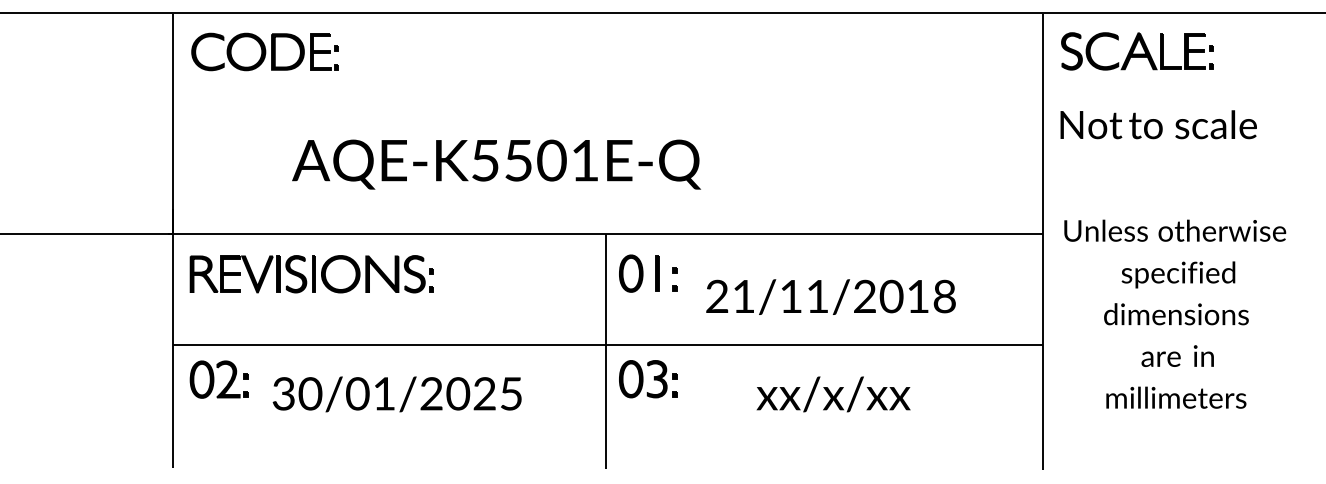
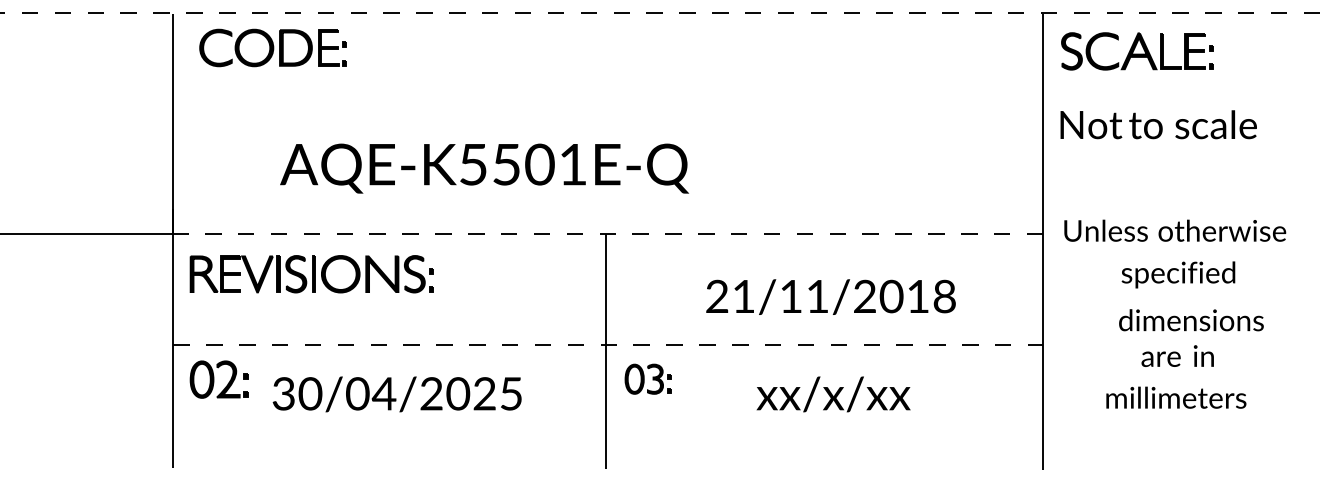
line: solid -> dashed (663, 12)
part position: (264, 51) -> (272, 47) (272, 47)
text position: (496, 164) -> (484, 168) (484, 168)
line: solid -> dashed (605, 233)
part: present -> none (648, 273)
text position: (1176, 314) -> (1191, 320) (1191, 320)
line: solid -> dashed (608, 344)
part size: 59x39 px -> 48x32 px (647, 378)
text: 30/01/2025 -> 30/04/2025 (383, 393)
